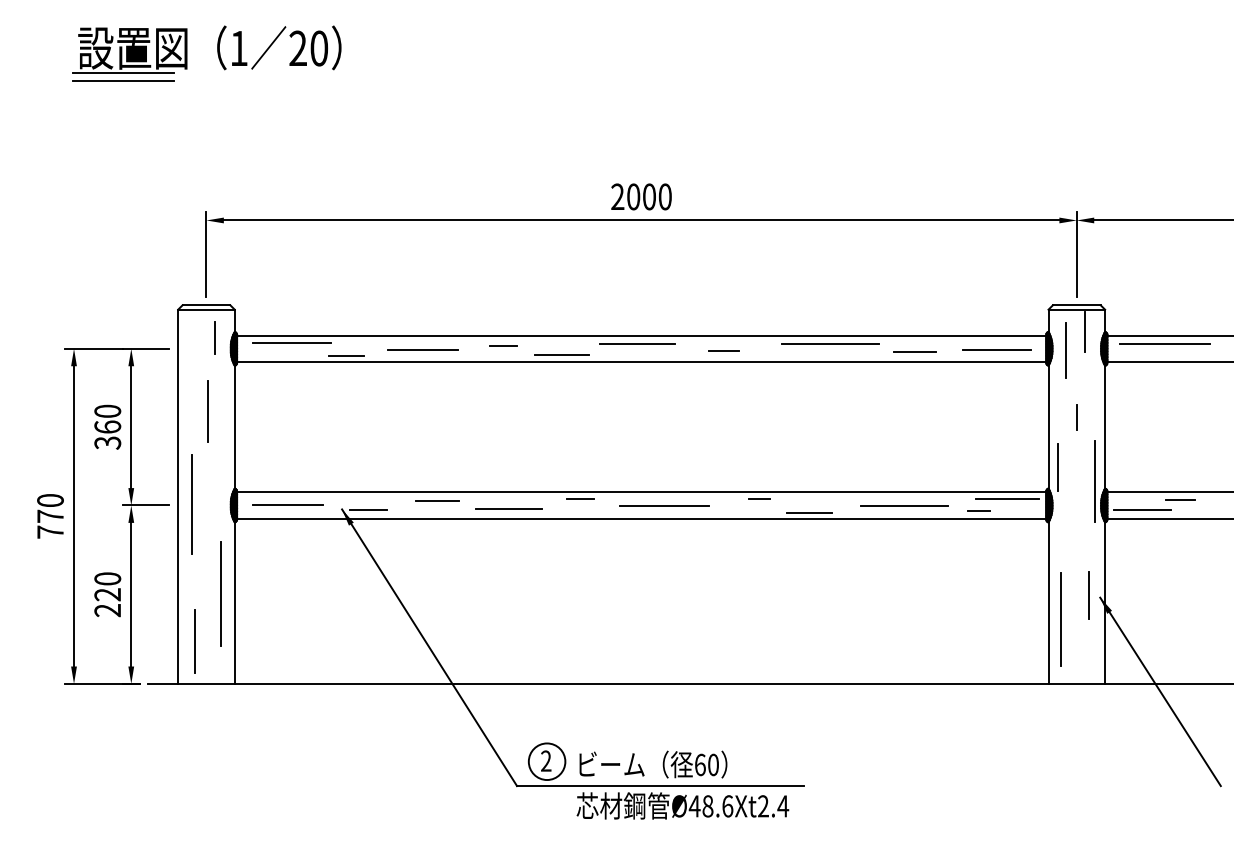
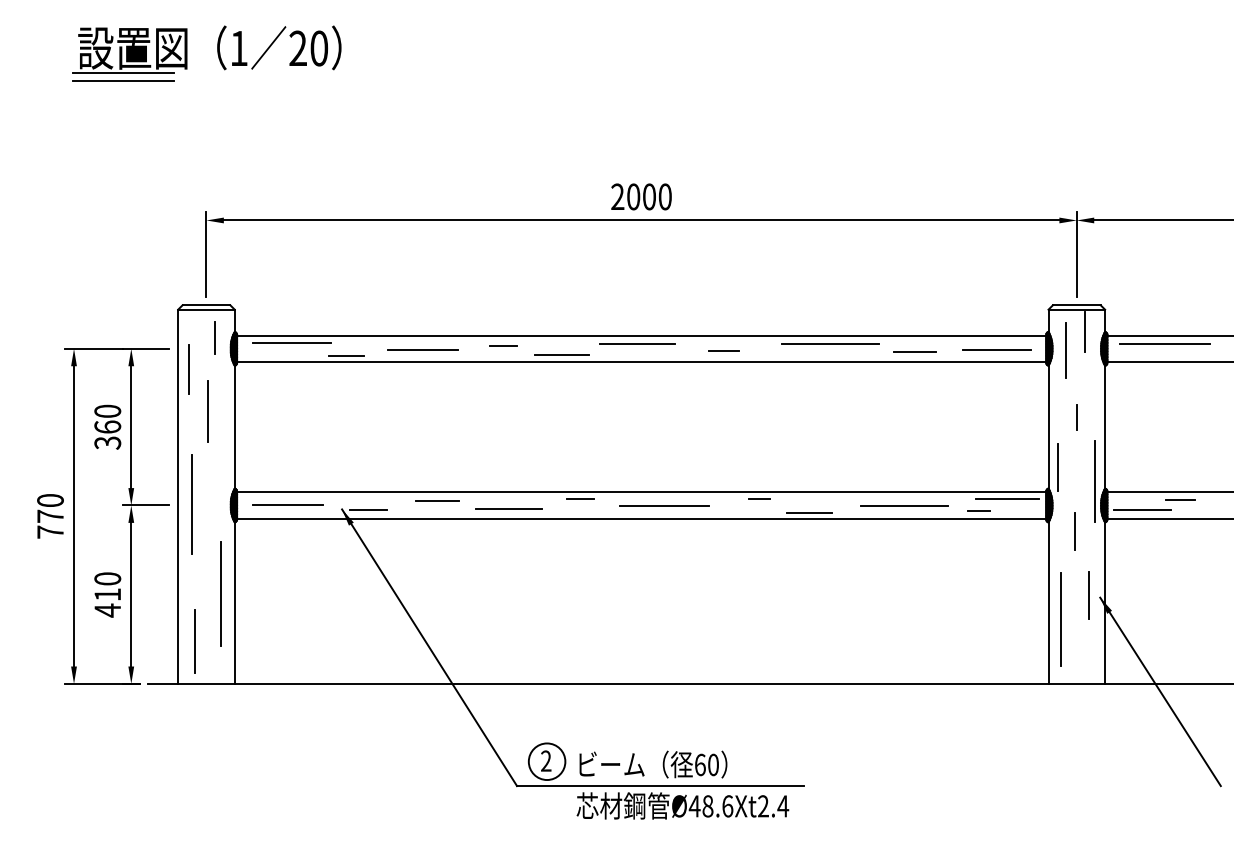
line: none -> present (188, 369)
line: none -> present (1074, 531)
text: 220 -> 410 (107, 602)
